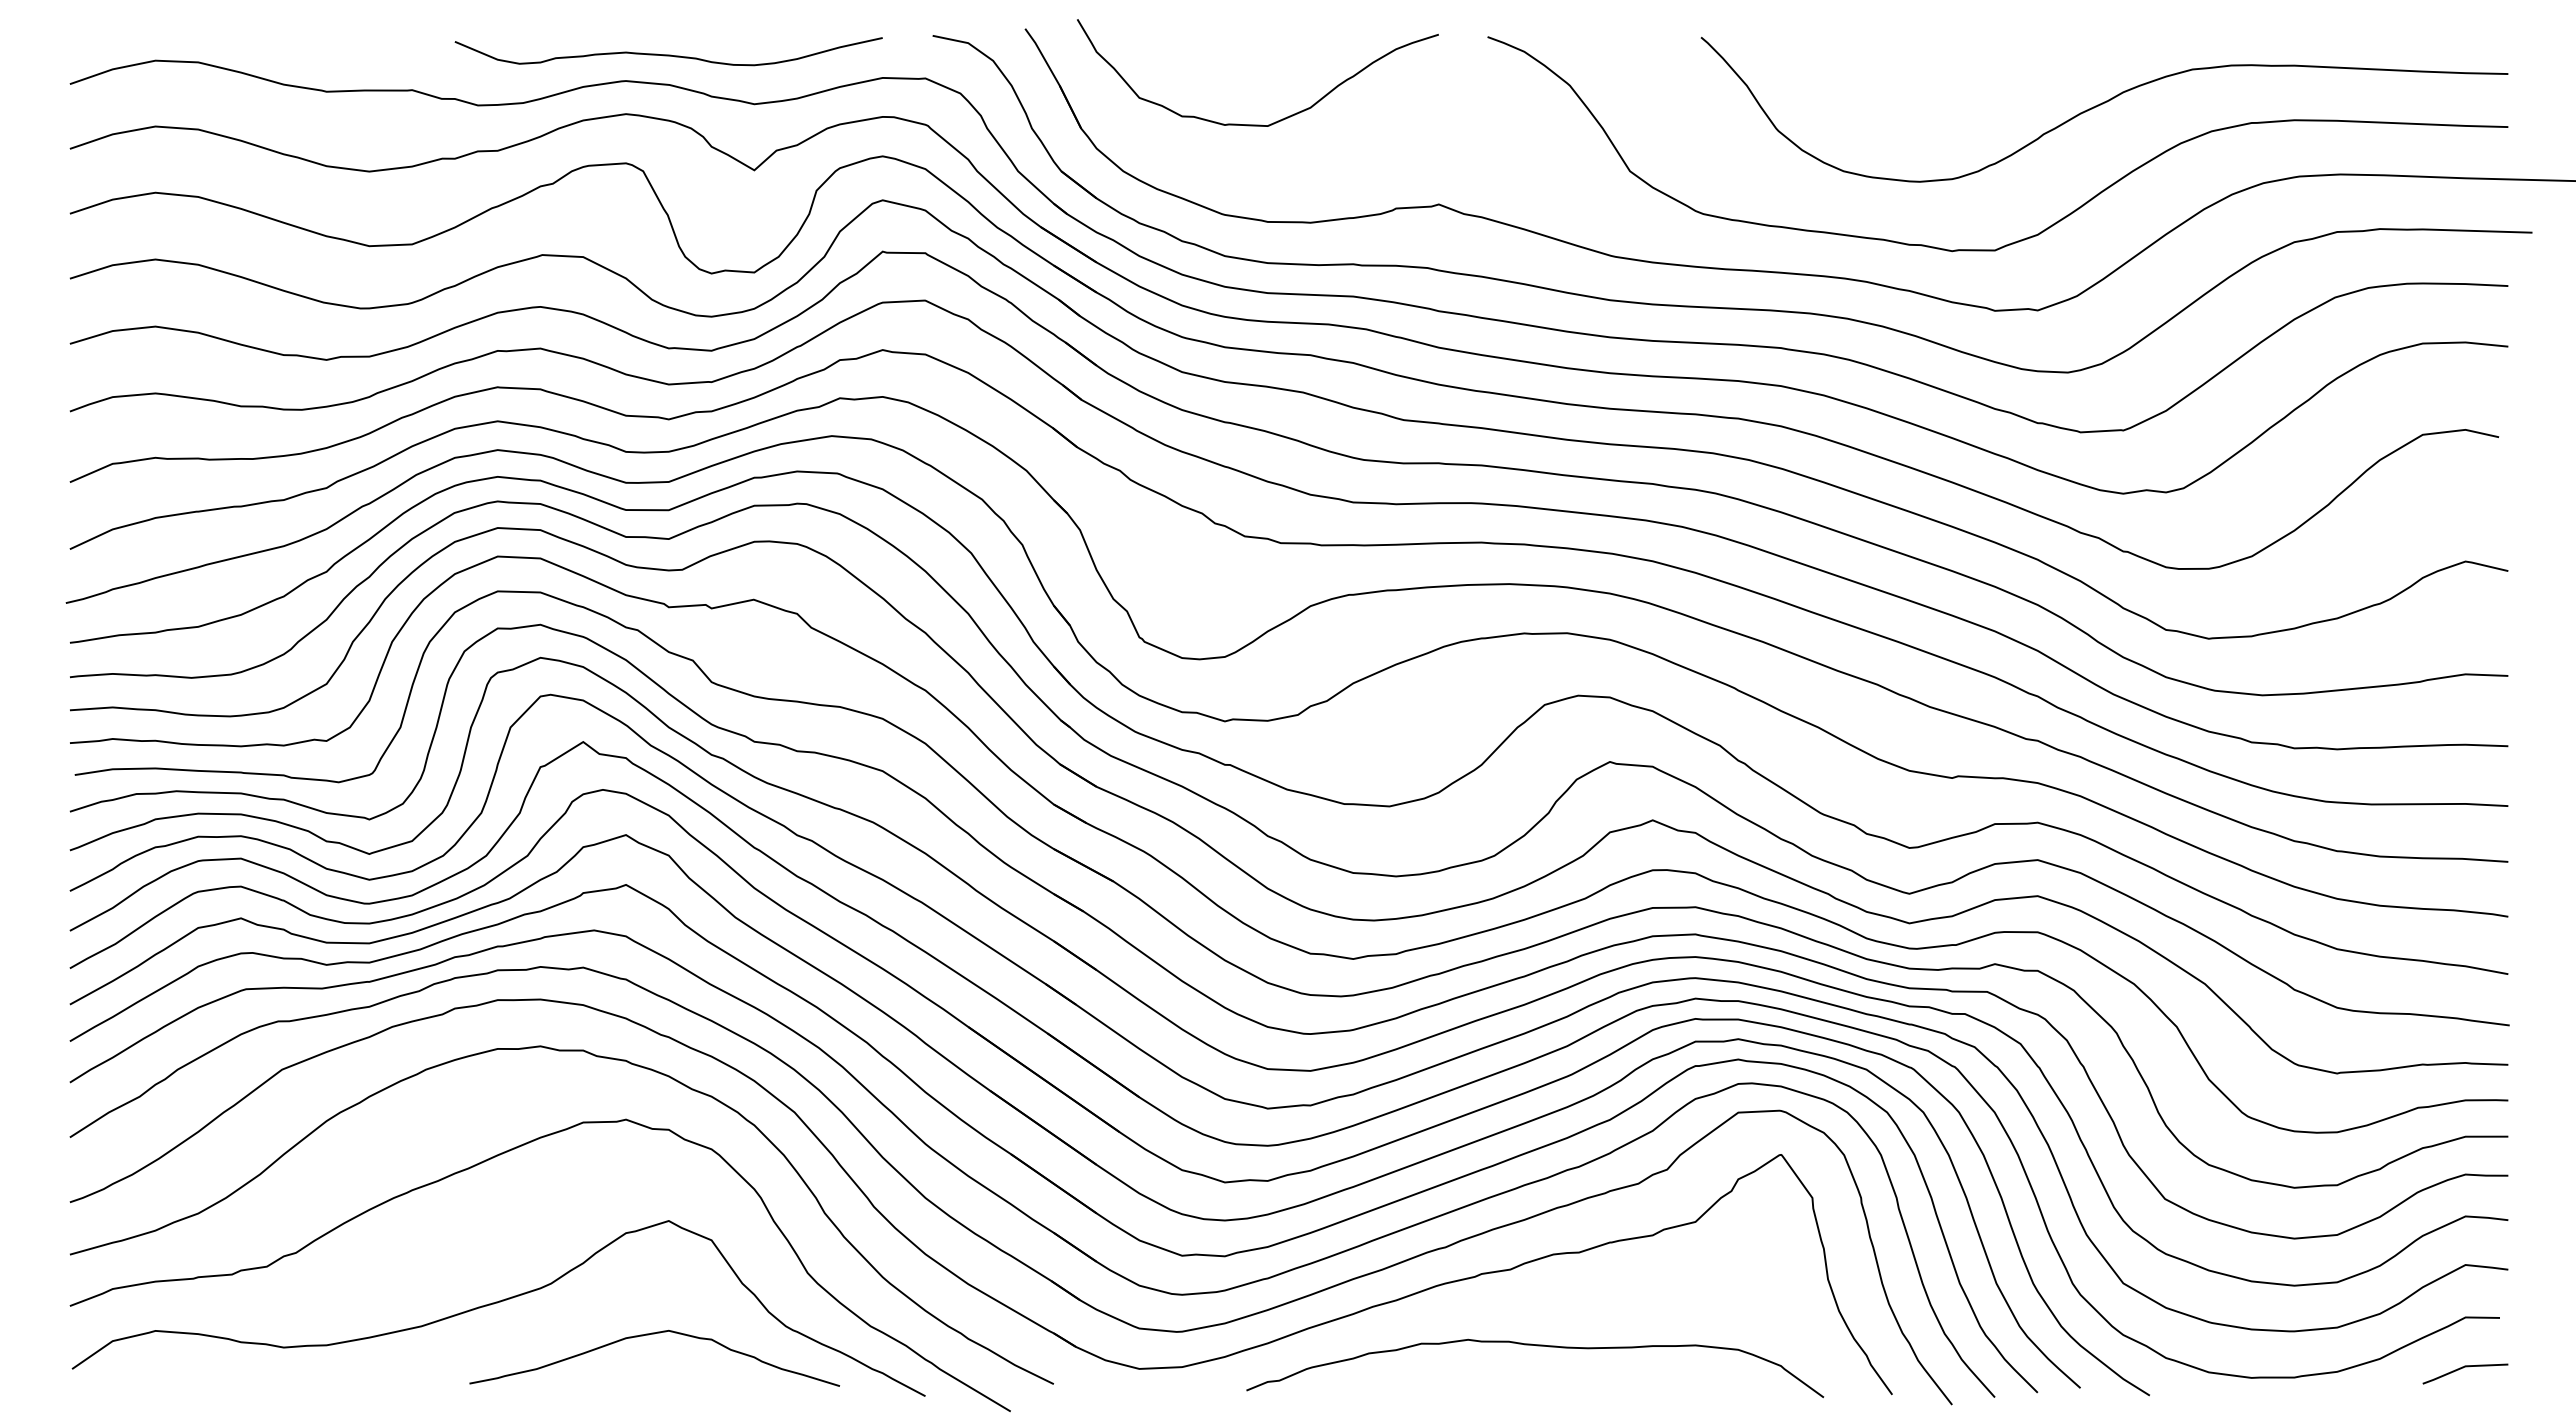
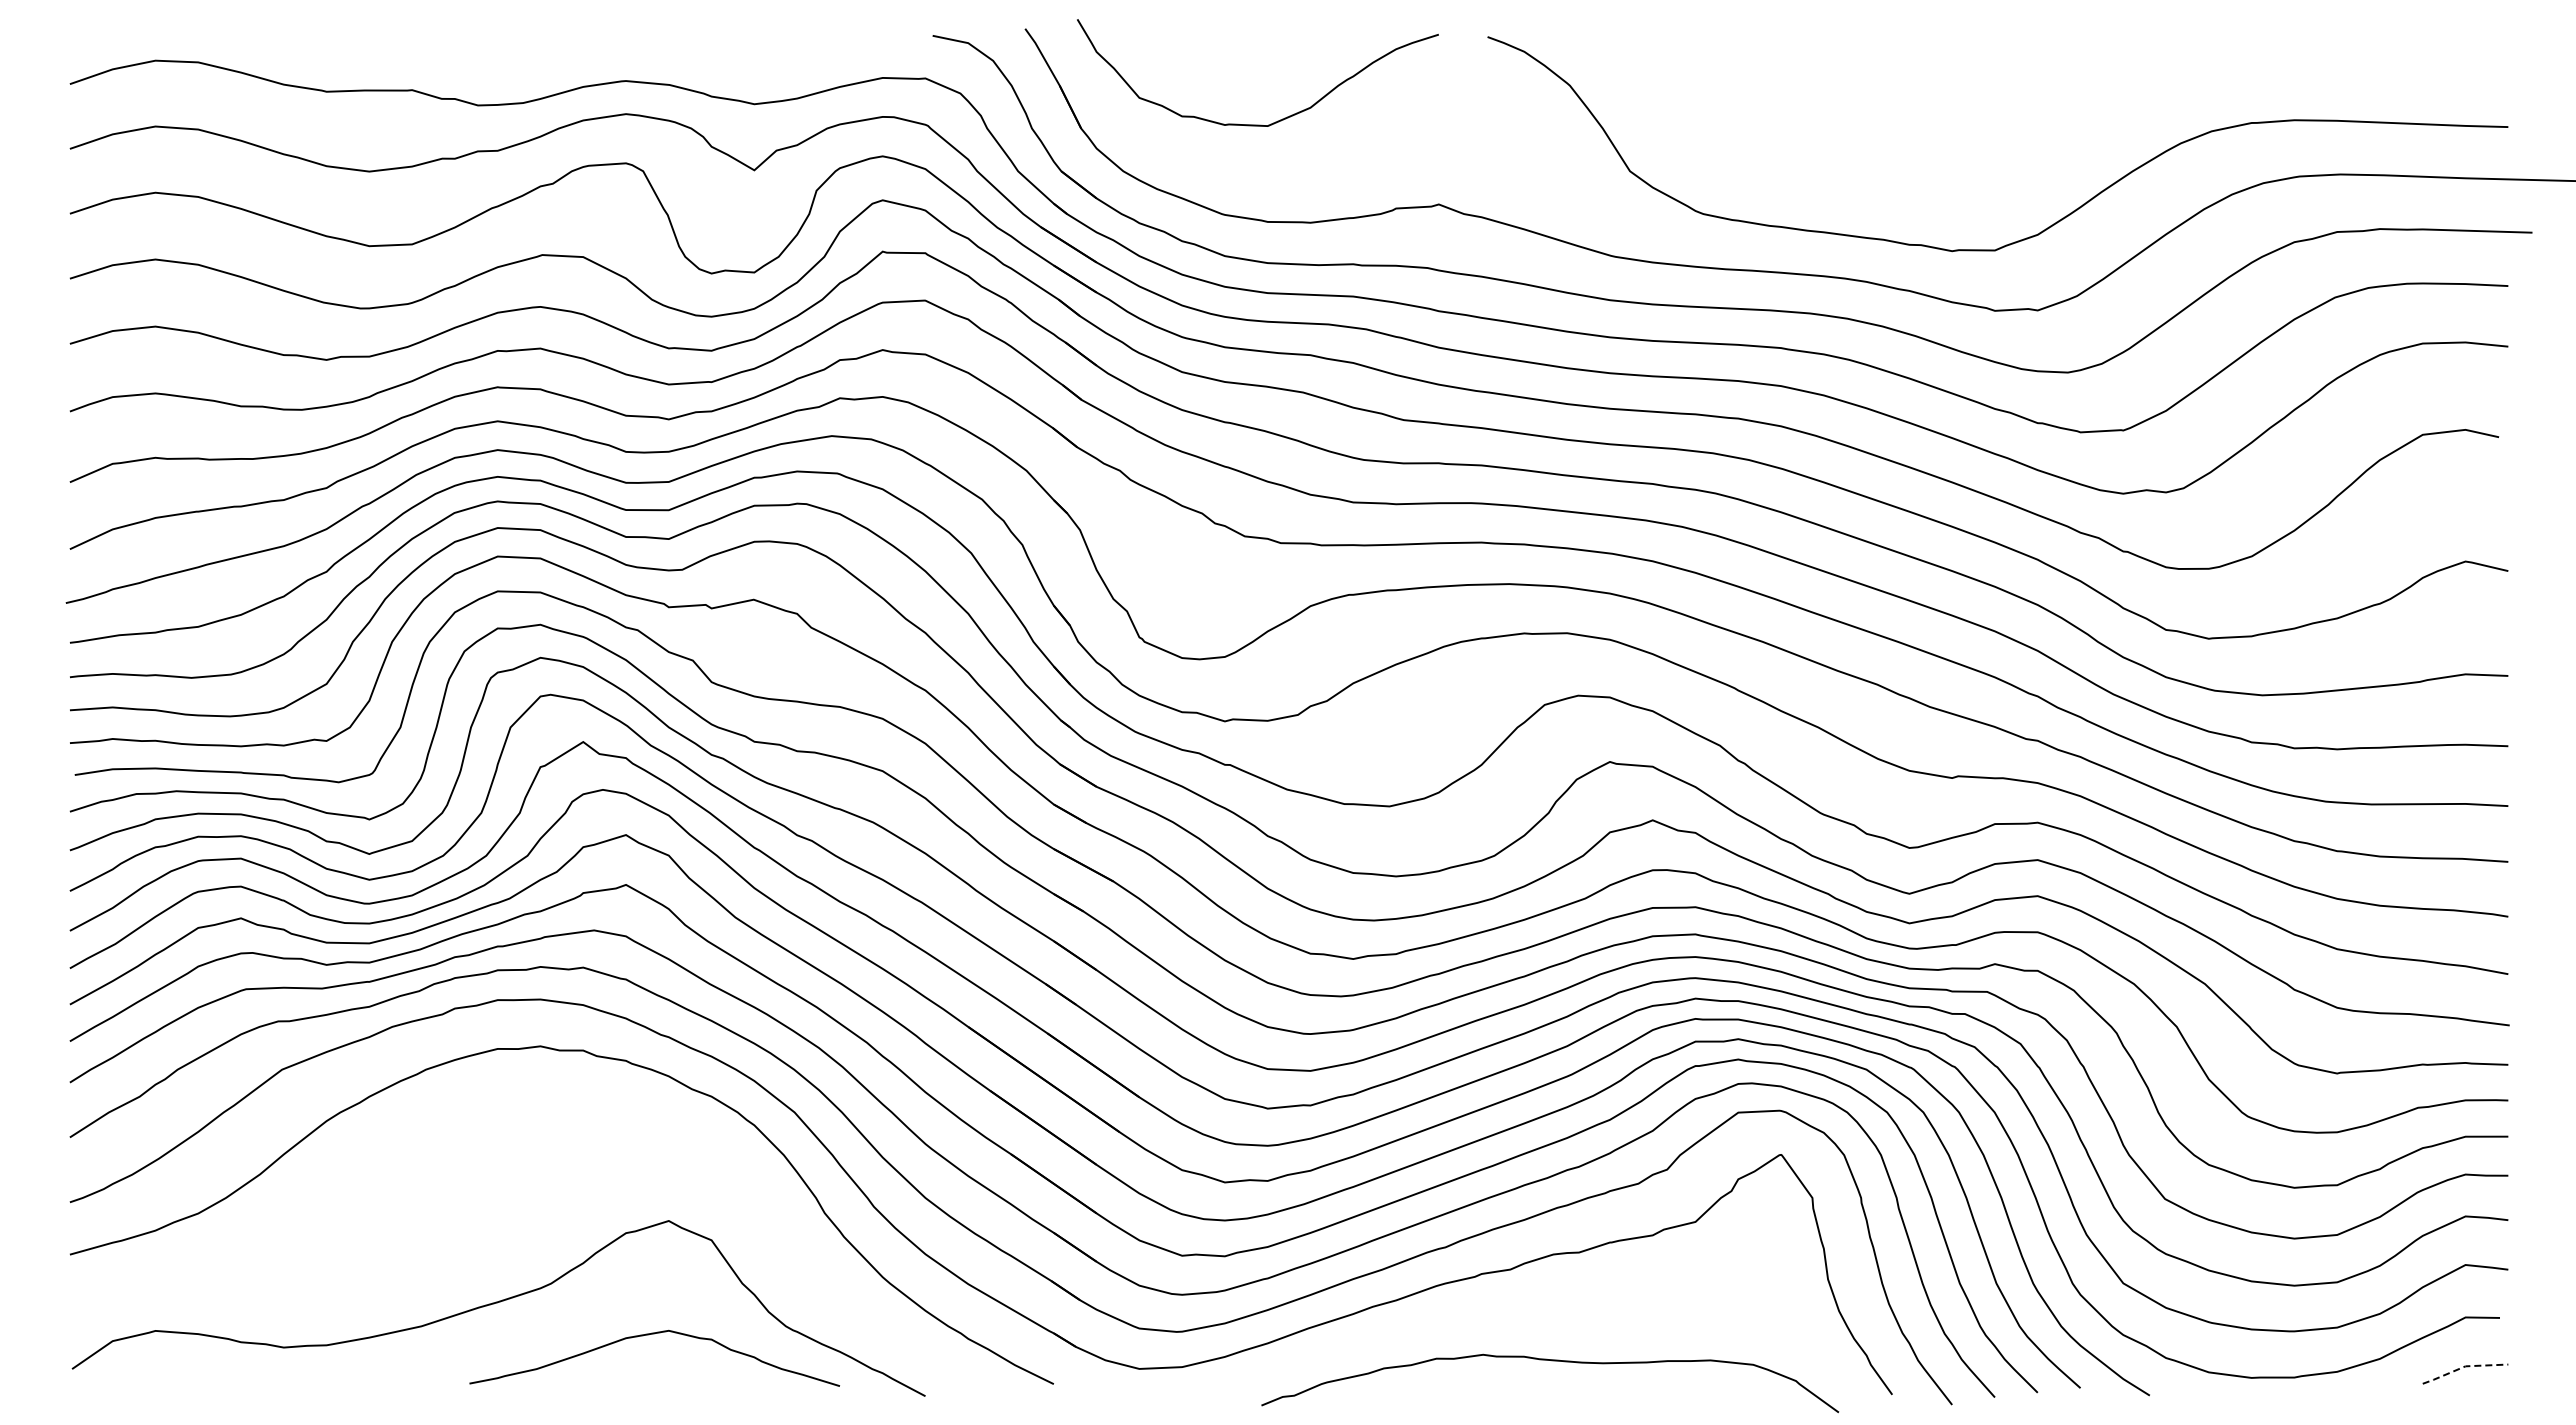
curve: present -> none (668, 54)
curve: present -> none (2103, 104)
curve: present -> none (491, 1159)
curve position: (1536, 1346) -> (1551, 1361) (1551, 1361)
line: solid -> dashed (2463, 1367)
